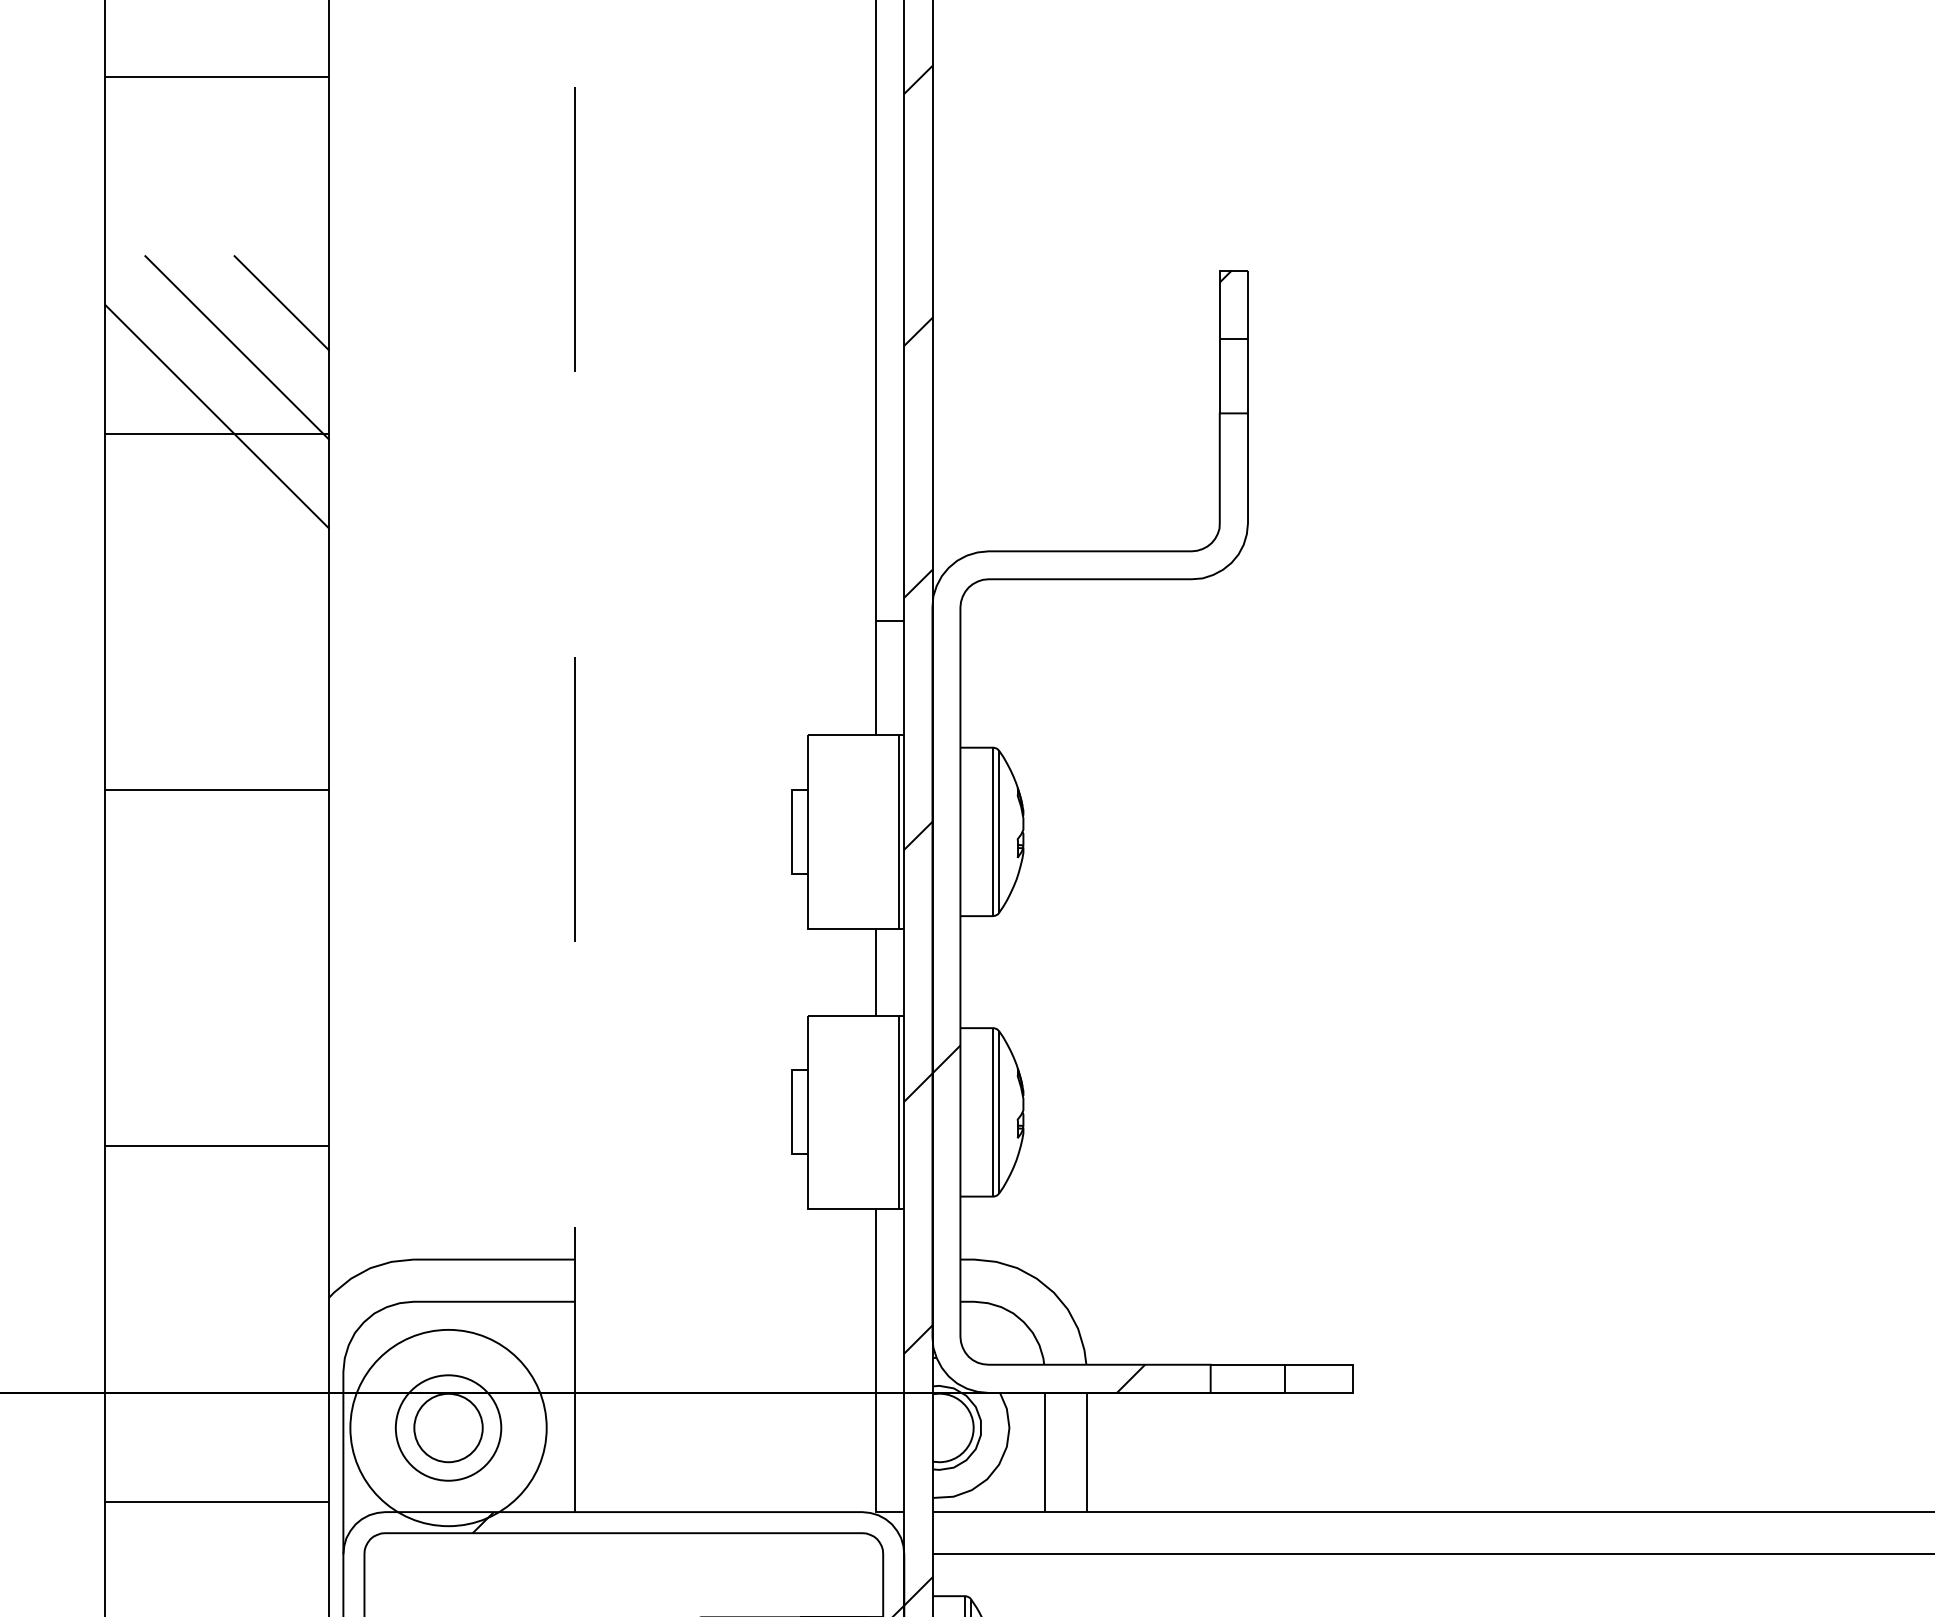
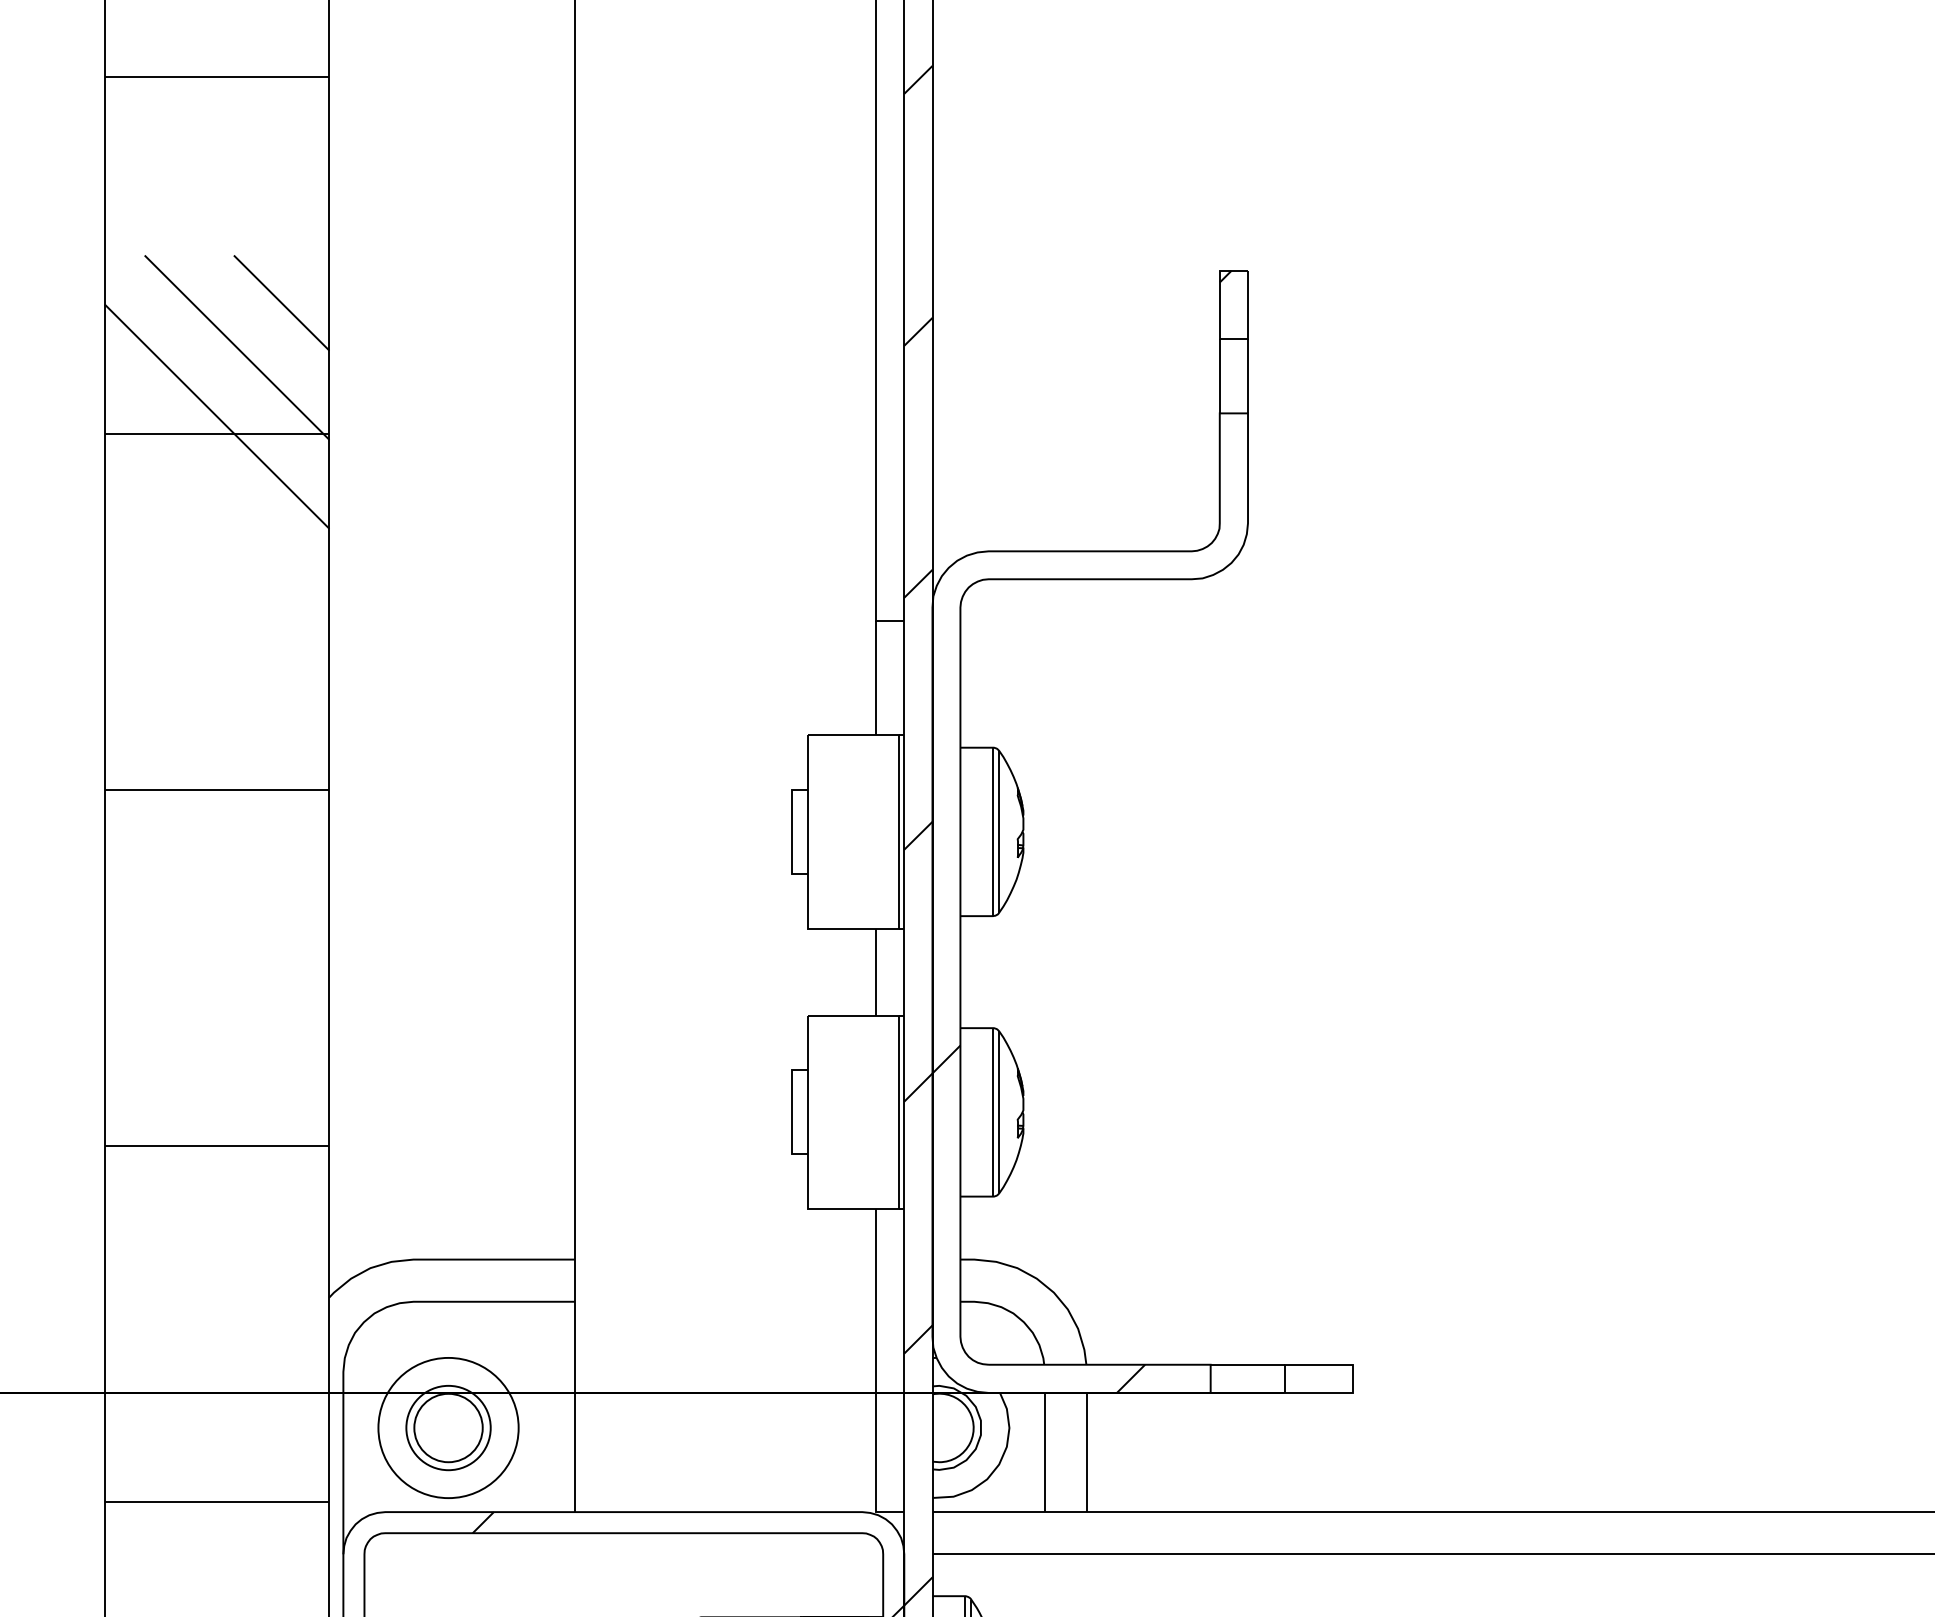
line: dashed -> solid (574, 756)
circle diameter: 105 px -> 84 px (448, 1427)
circle diameter: 196 px -> 140 px (448, 1427)
